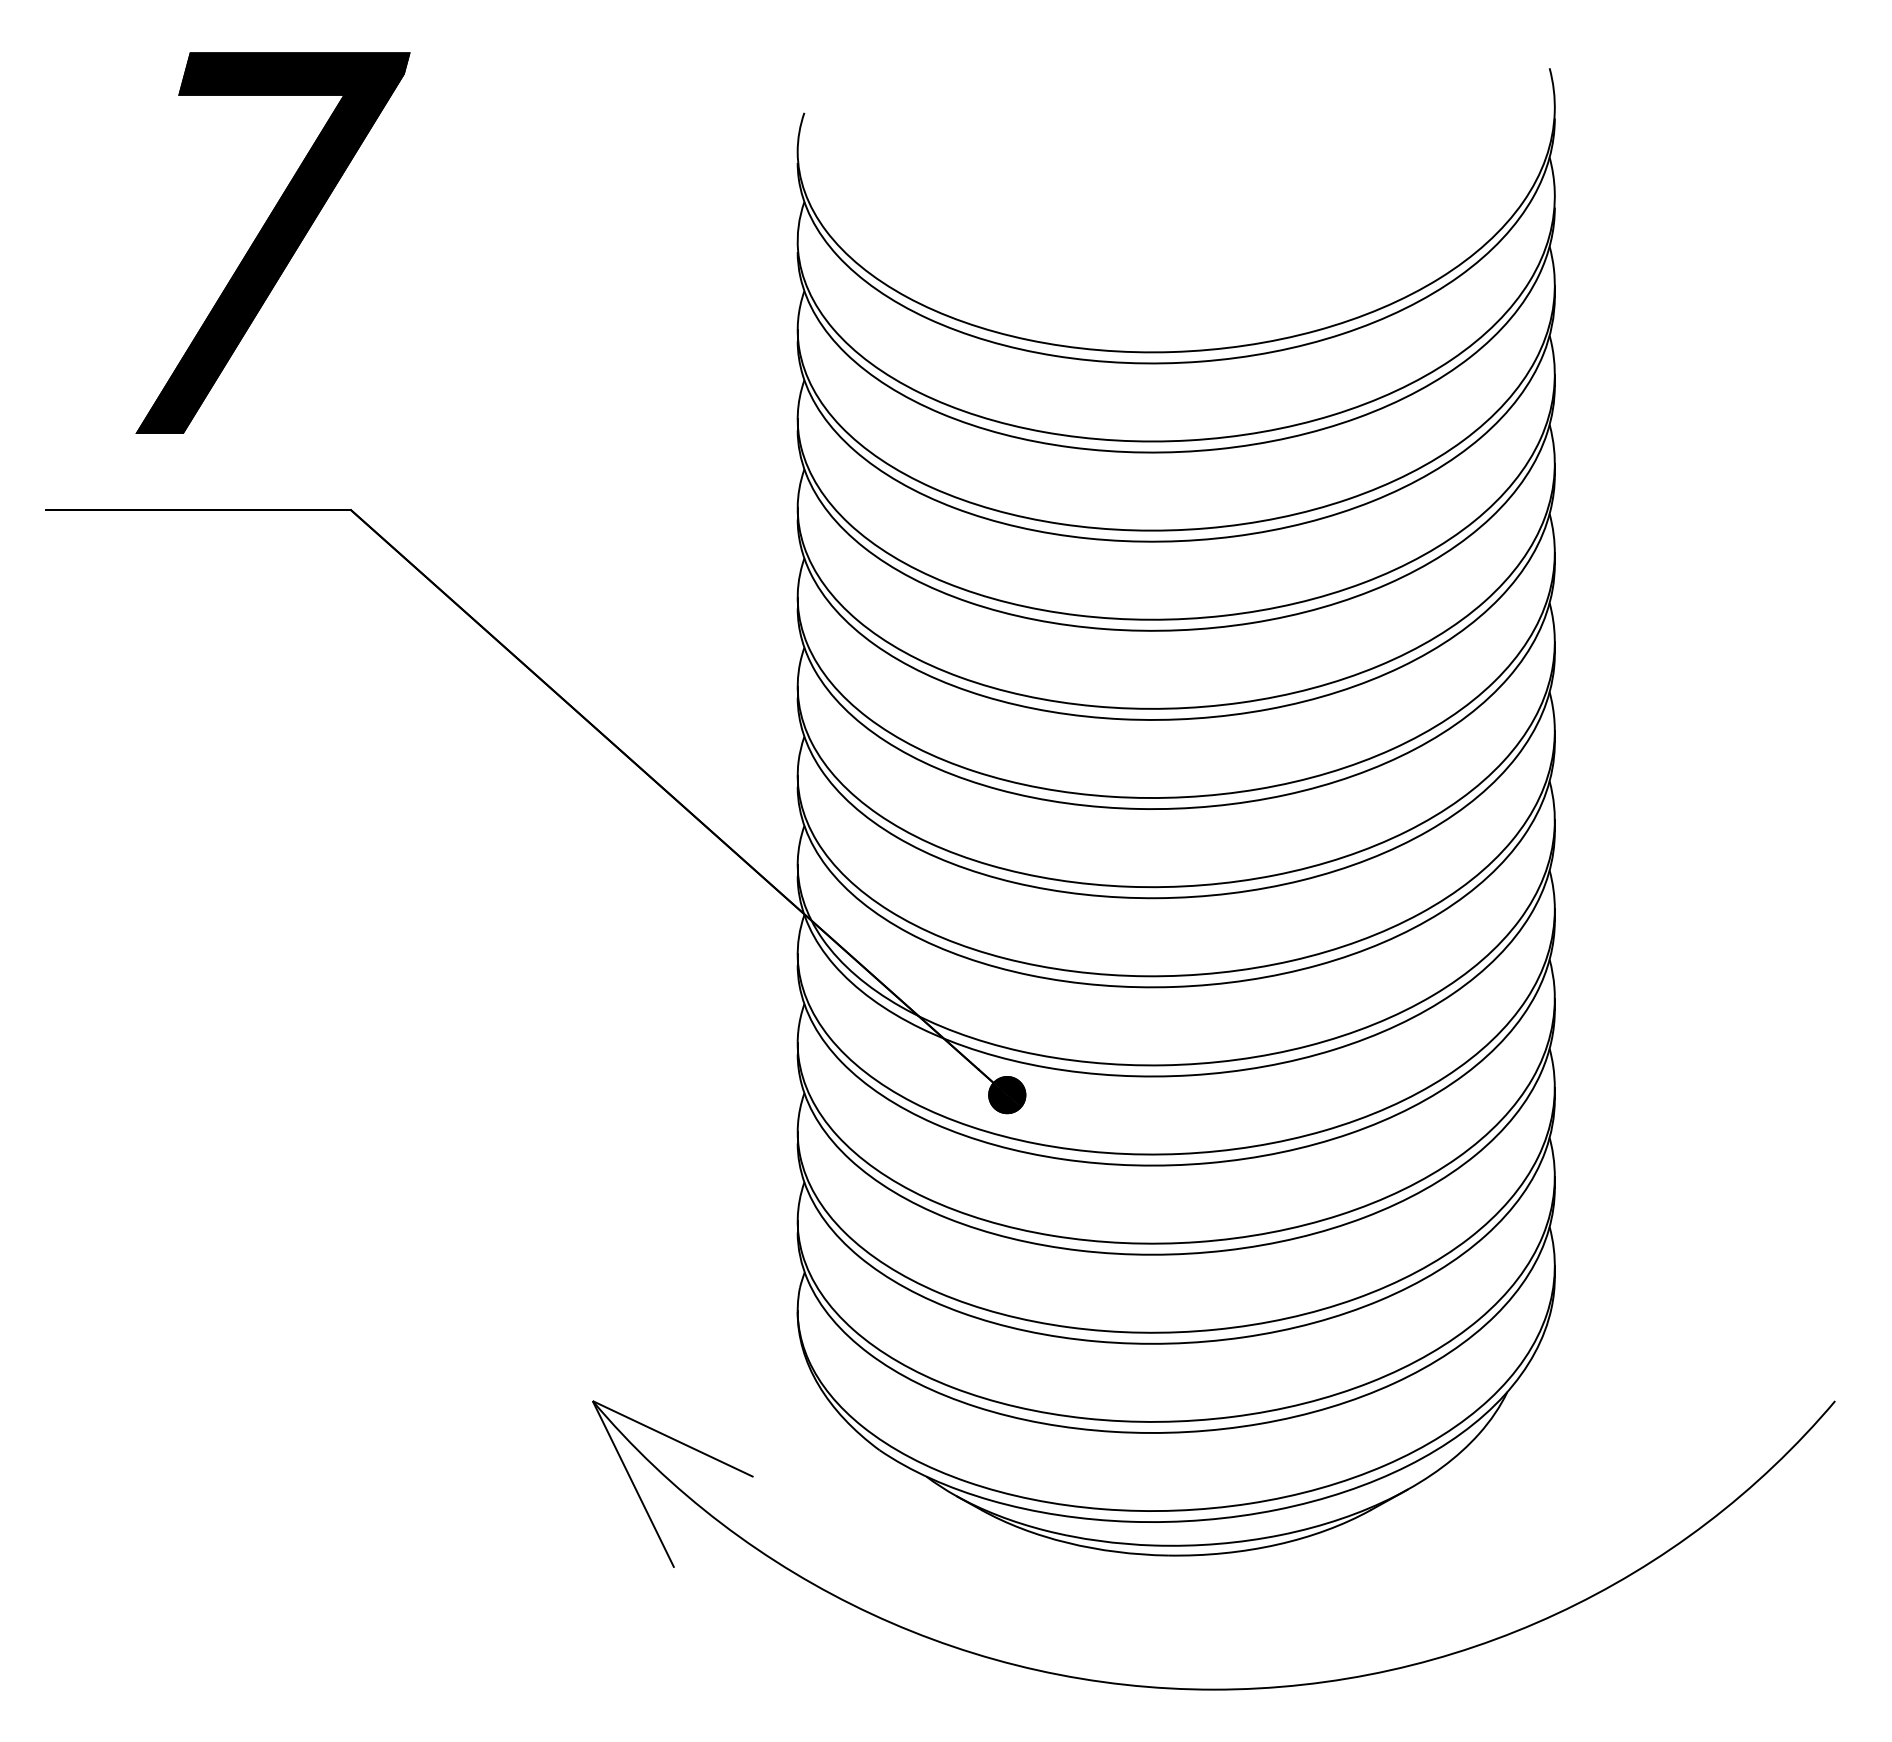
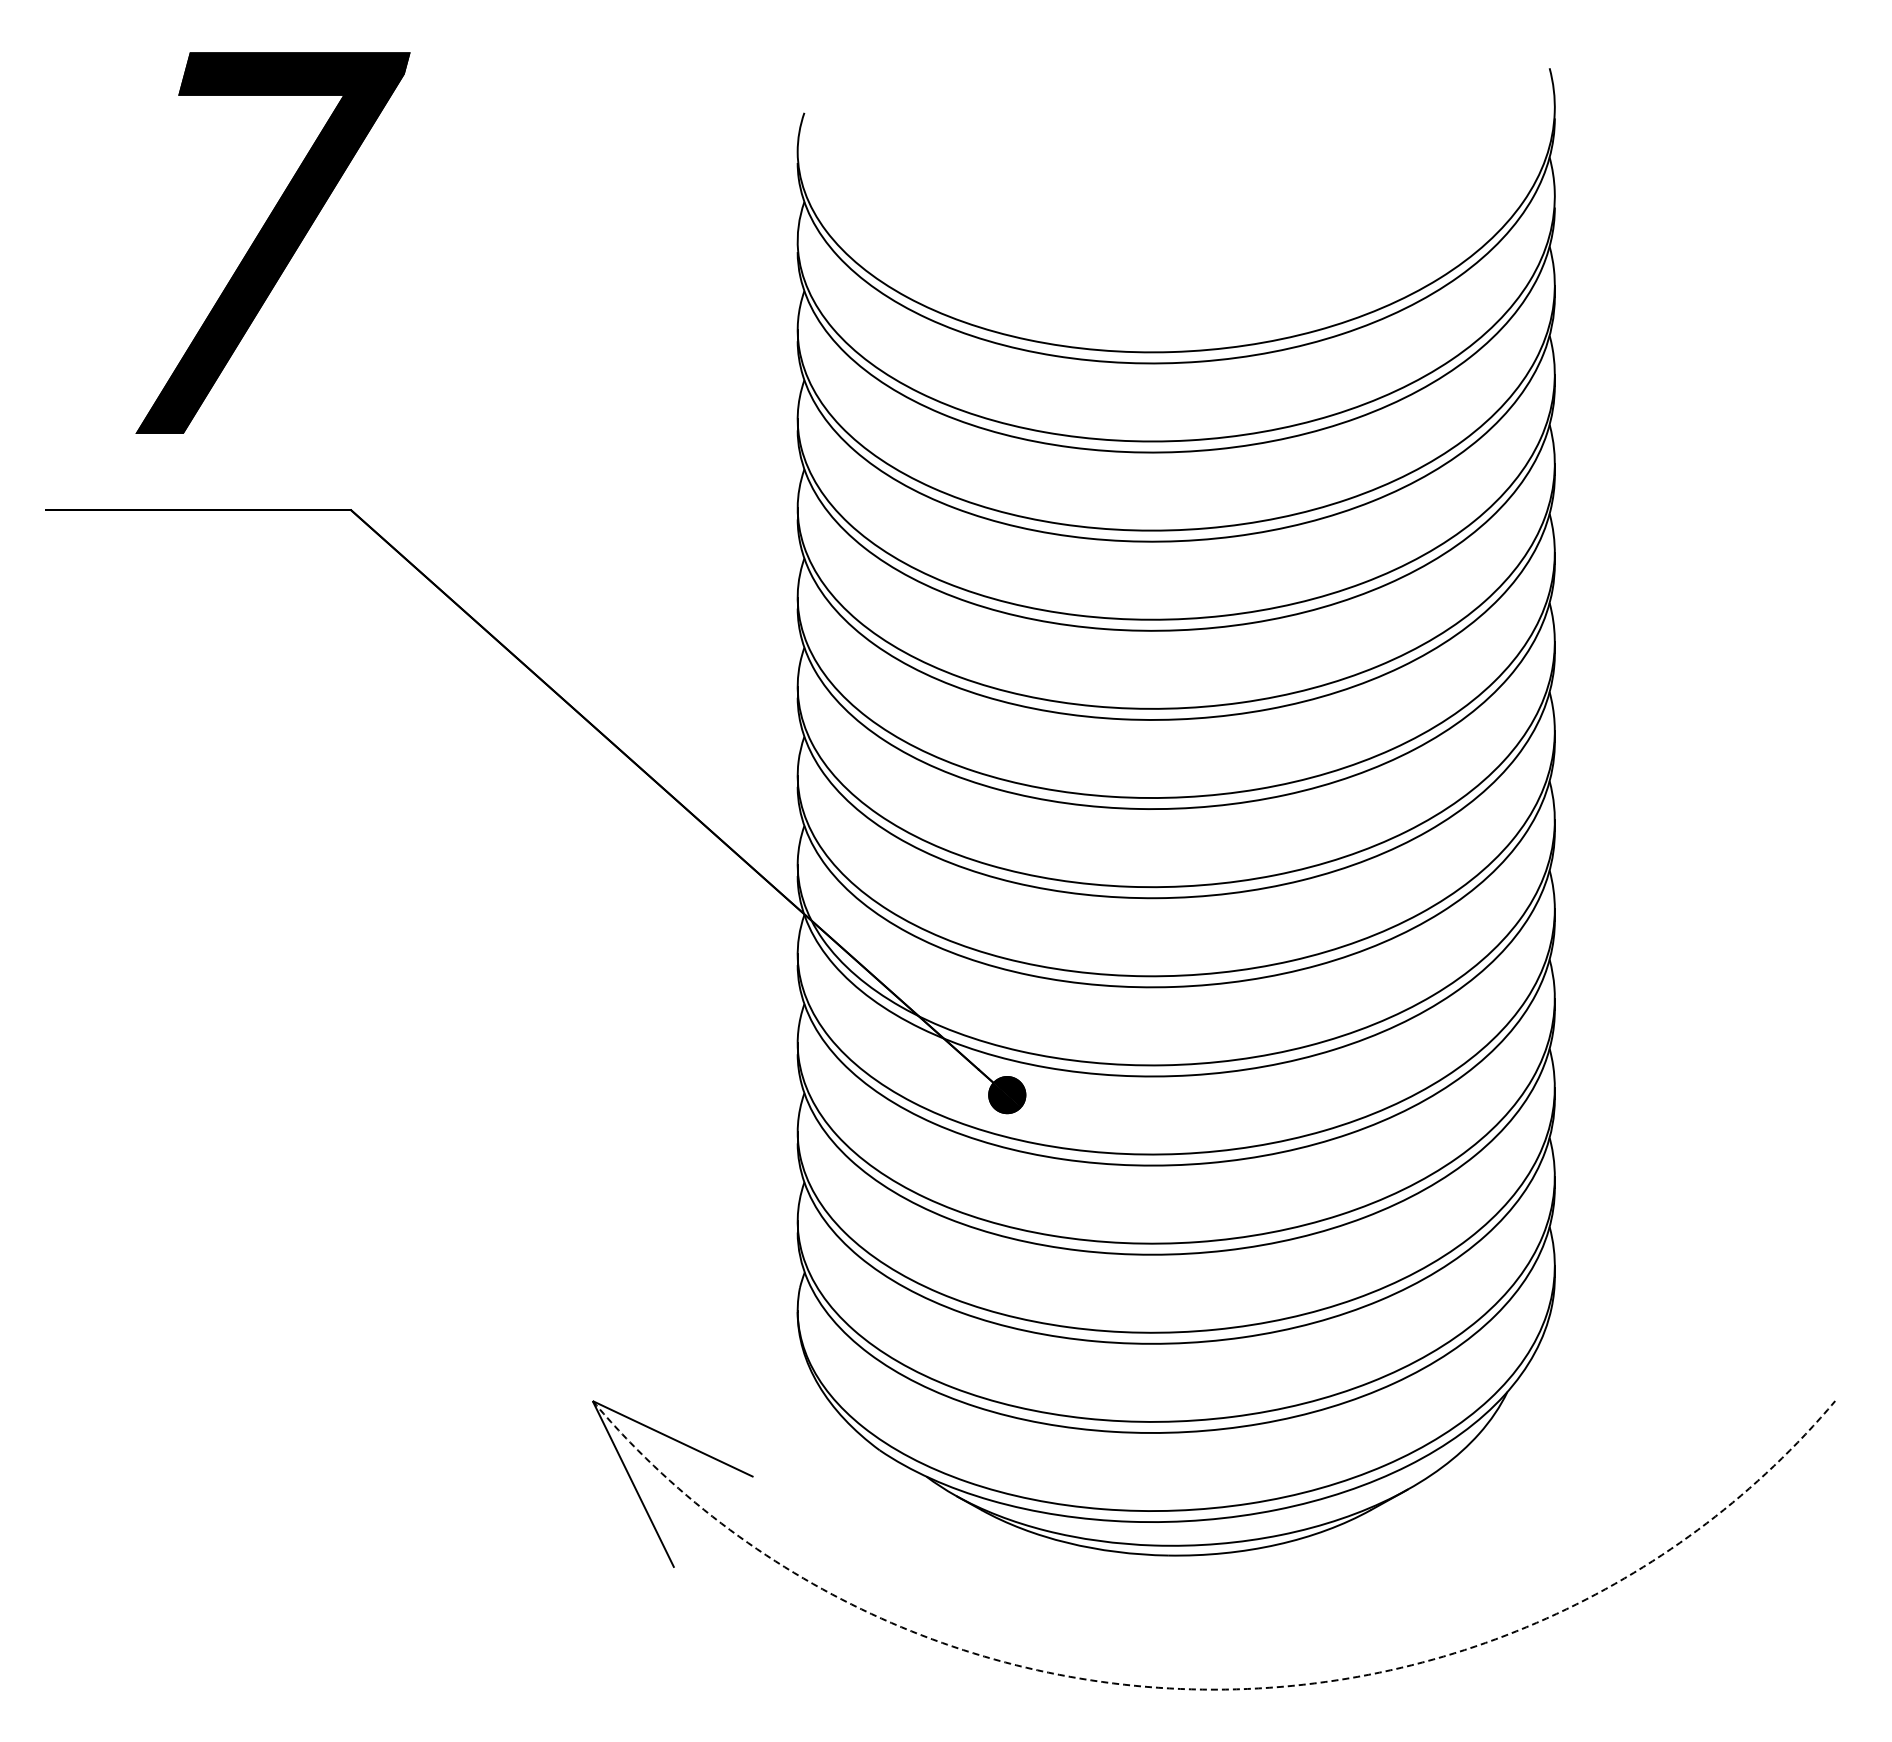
arc: solid -> dashed (1213, 1689)
